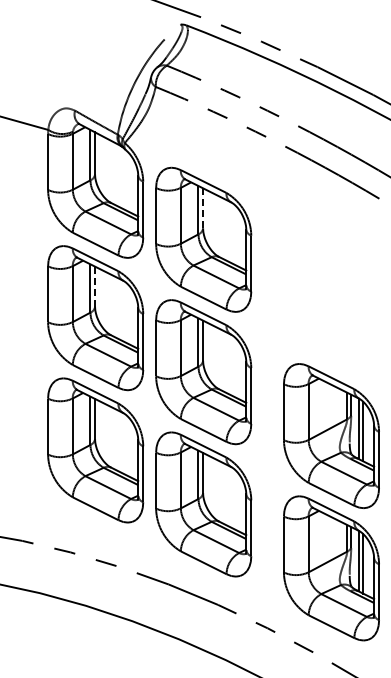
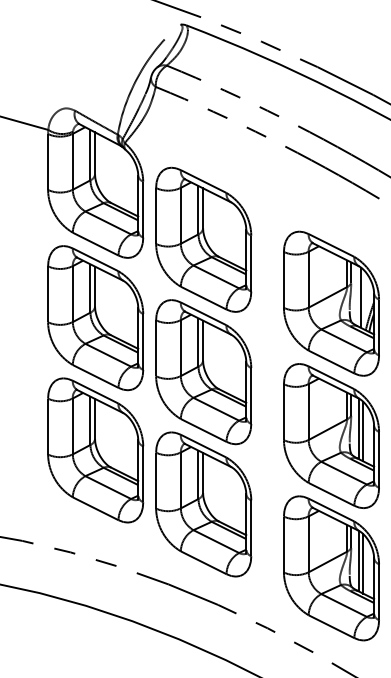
line: dashed -> solid (203, 207)
line: dashed -> solid (95, 286)
part: none -> present (331, 303)
